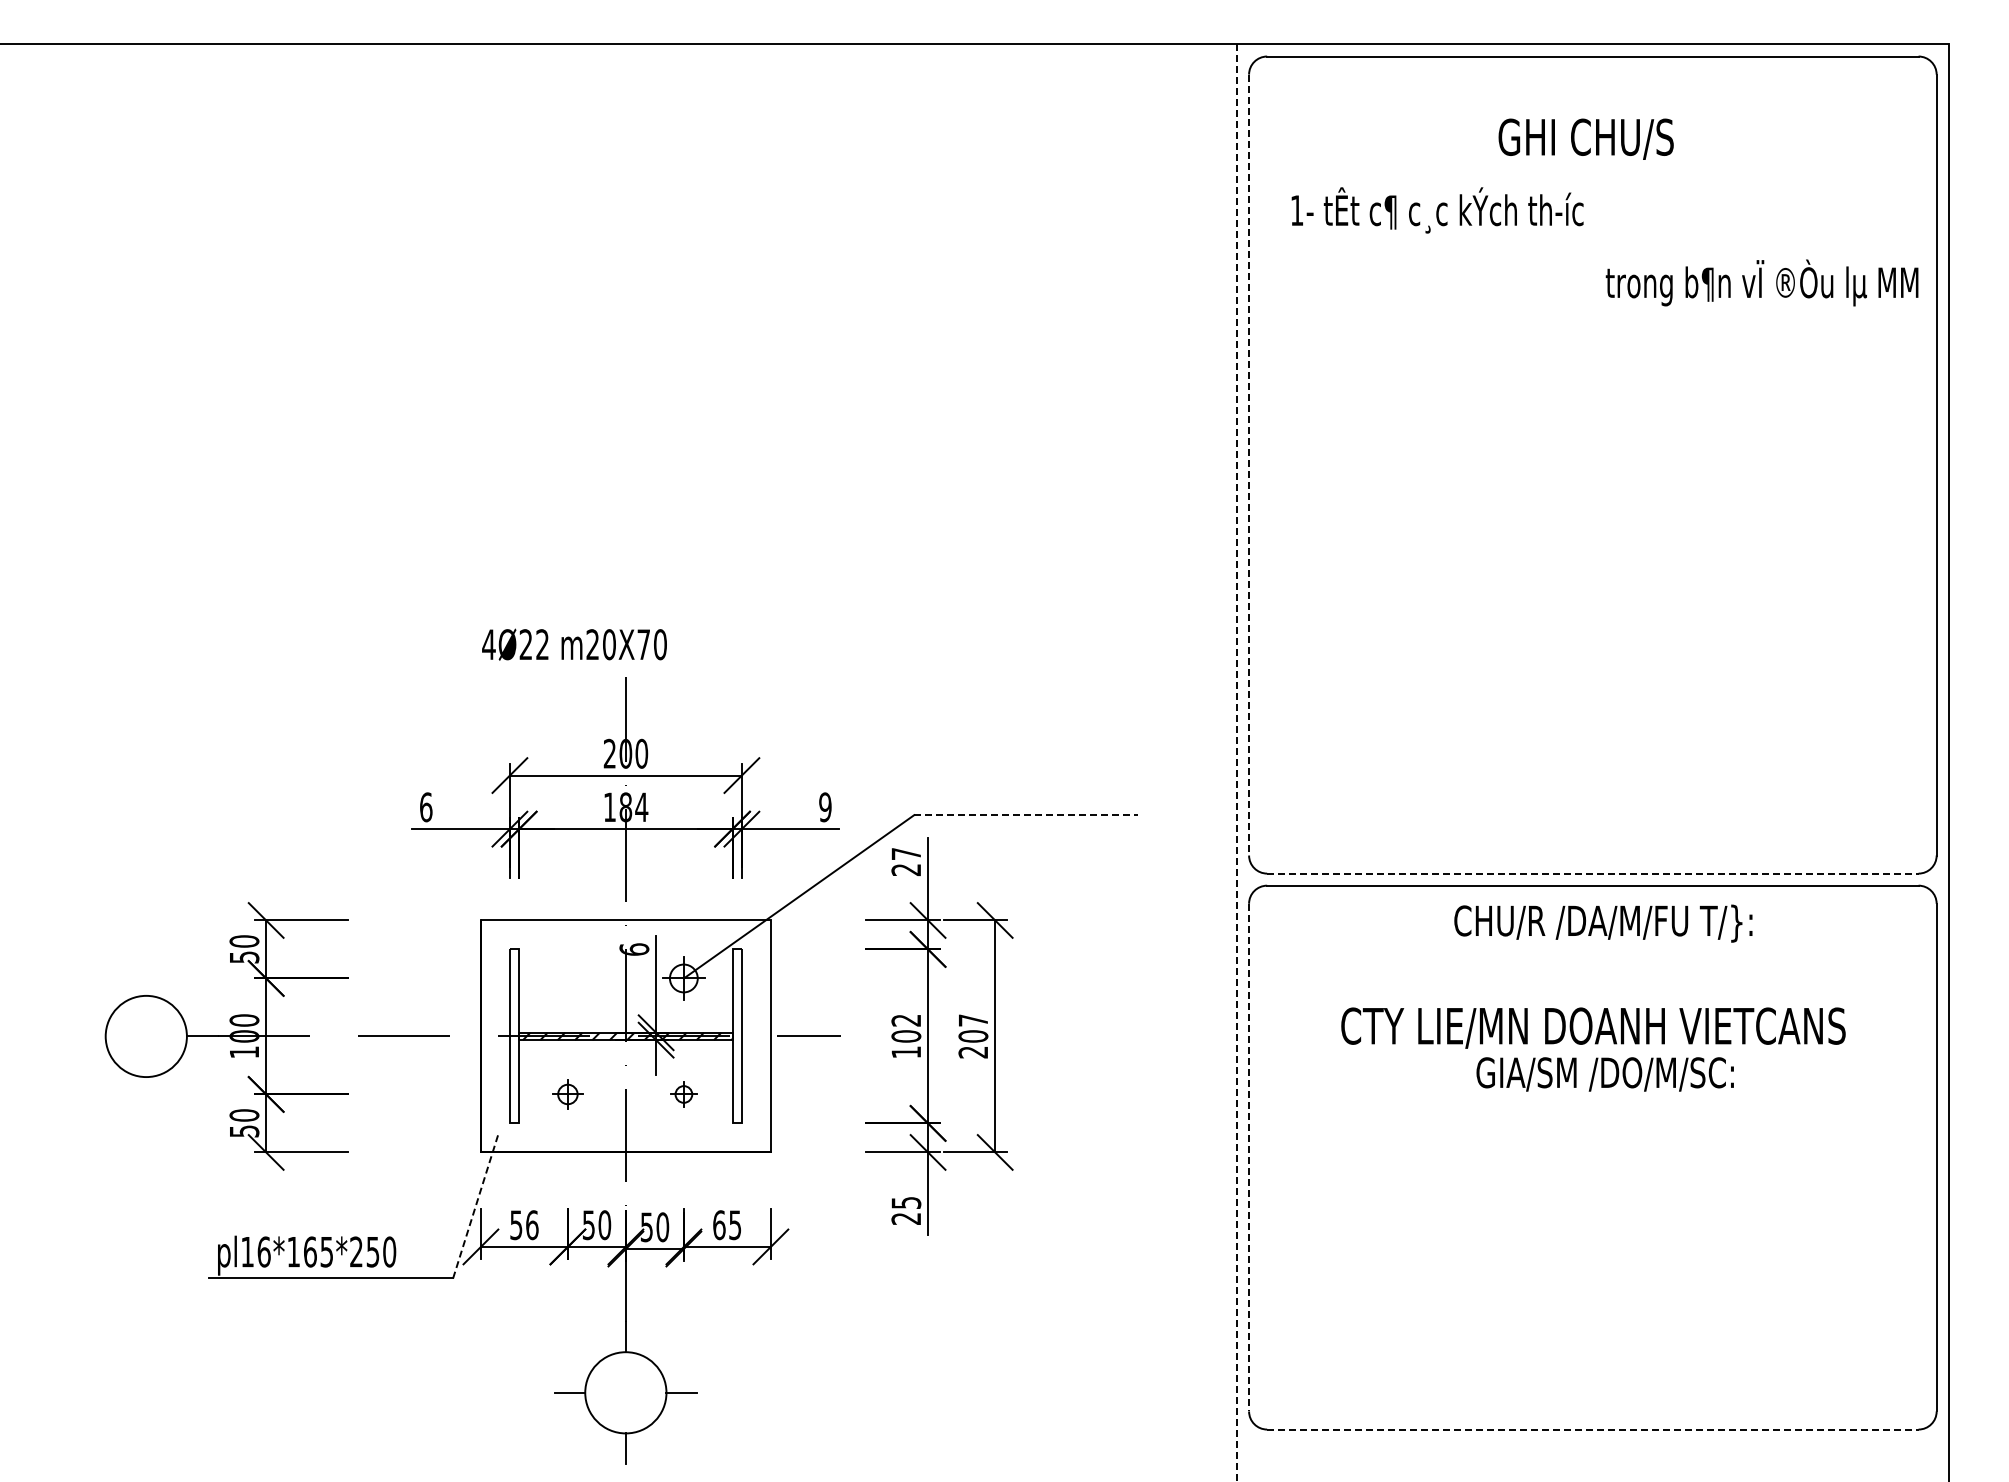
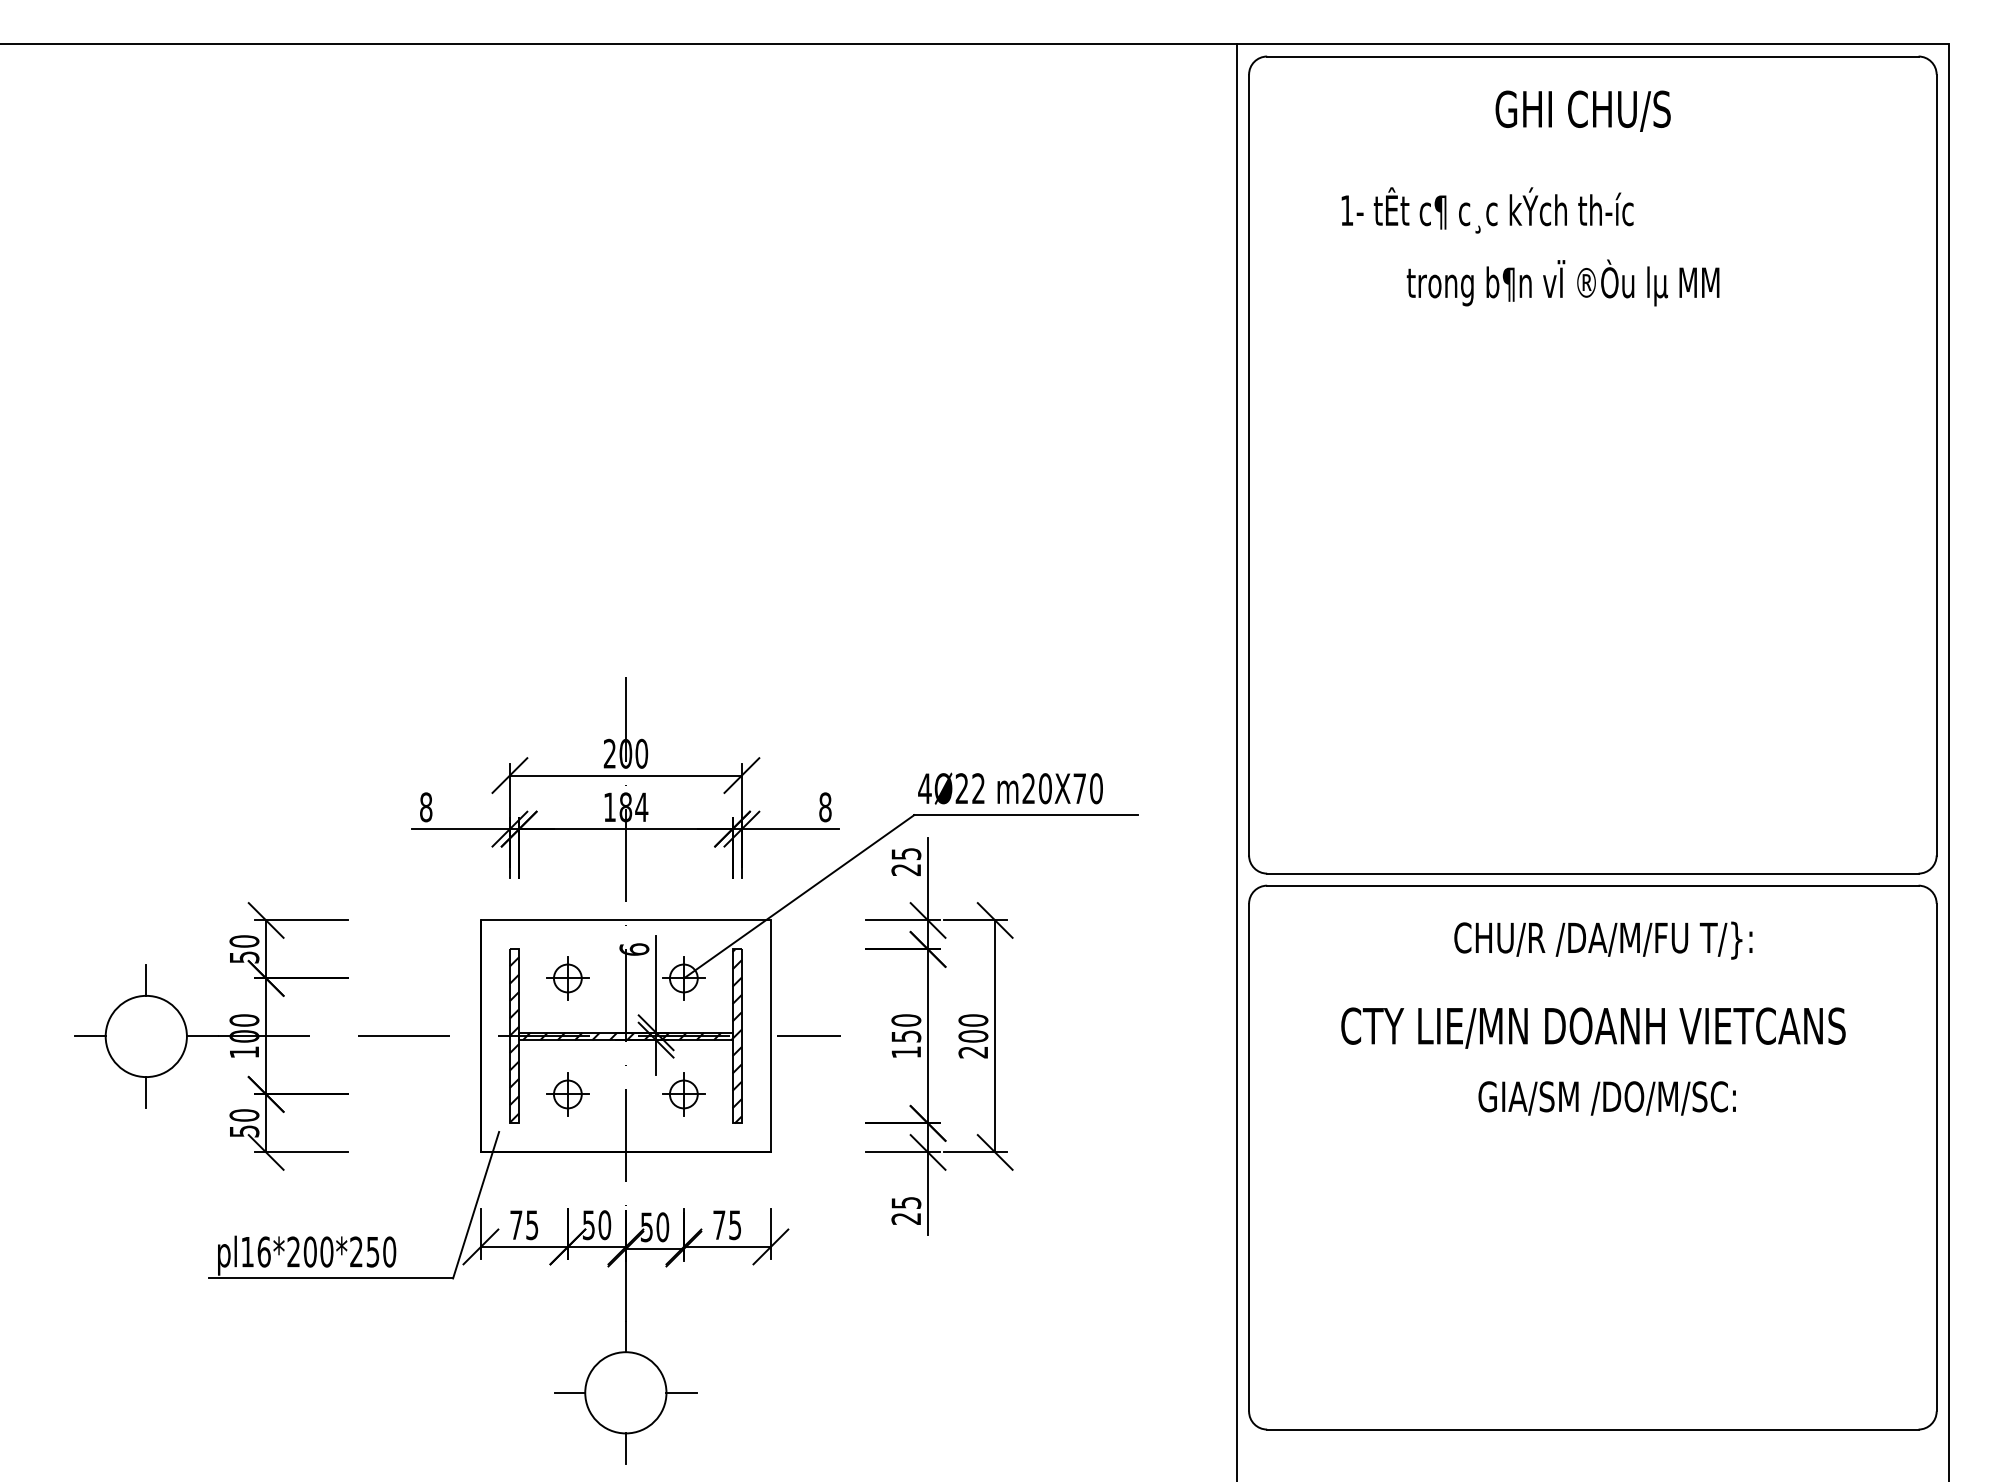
text position: (1585, 138) -> (1582, 110) (1582, 110)
text position: (1437, 210) -> (1487, 210) (1487, 210)
text position: (1761, 282) -> (1562, 282) (1562, 282)
line: dashed -> solid (1249, 465)
text position: (574, 644) -> (1010, 788) (1010, 788)
line: dashed -> solid (1237, 763)
text: 6 -> 8 (426, 807)
text: 9 -> 8 (825, 807)
line: dashed -> solid (1025, 815)
text: 27 -> 25 (906, 853)
line: dashed -> solid (1592, 873)
text position: (1603, 923) -> (1603, 940) (1603, 940)
part: none -> present (567, 978)
line: none -> present (146, 980)
text: 207 -> 200 (973, 1020)
text: 102 -> 150 (906, 1028)
line: none -> present (90, 1036)
hatch: none -> present (736, 1036)
hatch: none -> present (514, 1039)
text position: (1604, 1074) -> (1606, 1098) (1606, 1098)
line: none -> present (146, 1092)
part size: 32x31 px -> 44x45 px (567, 1094)
part size: 28x27 px -> 44x45 px (683, 1094)
line: dashed -> solid (1249, 1157)
line: dashed -> solid (476, 1205)
text: 56 -> 75 (524, 1225)
text: 65 -> 75 (719, 1225)
text: pl16*165*250 -> pl16*200*250 (310, 1251)
line: dashed -> solid (1592, 1429)
